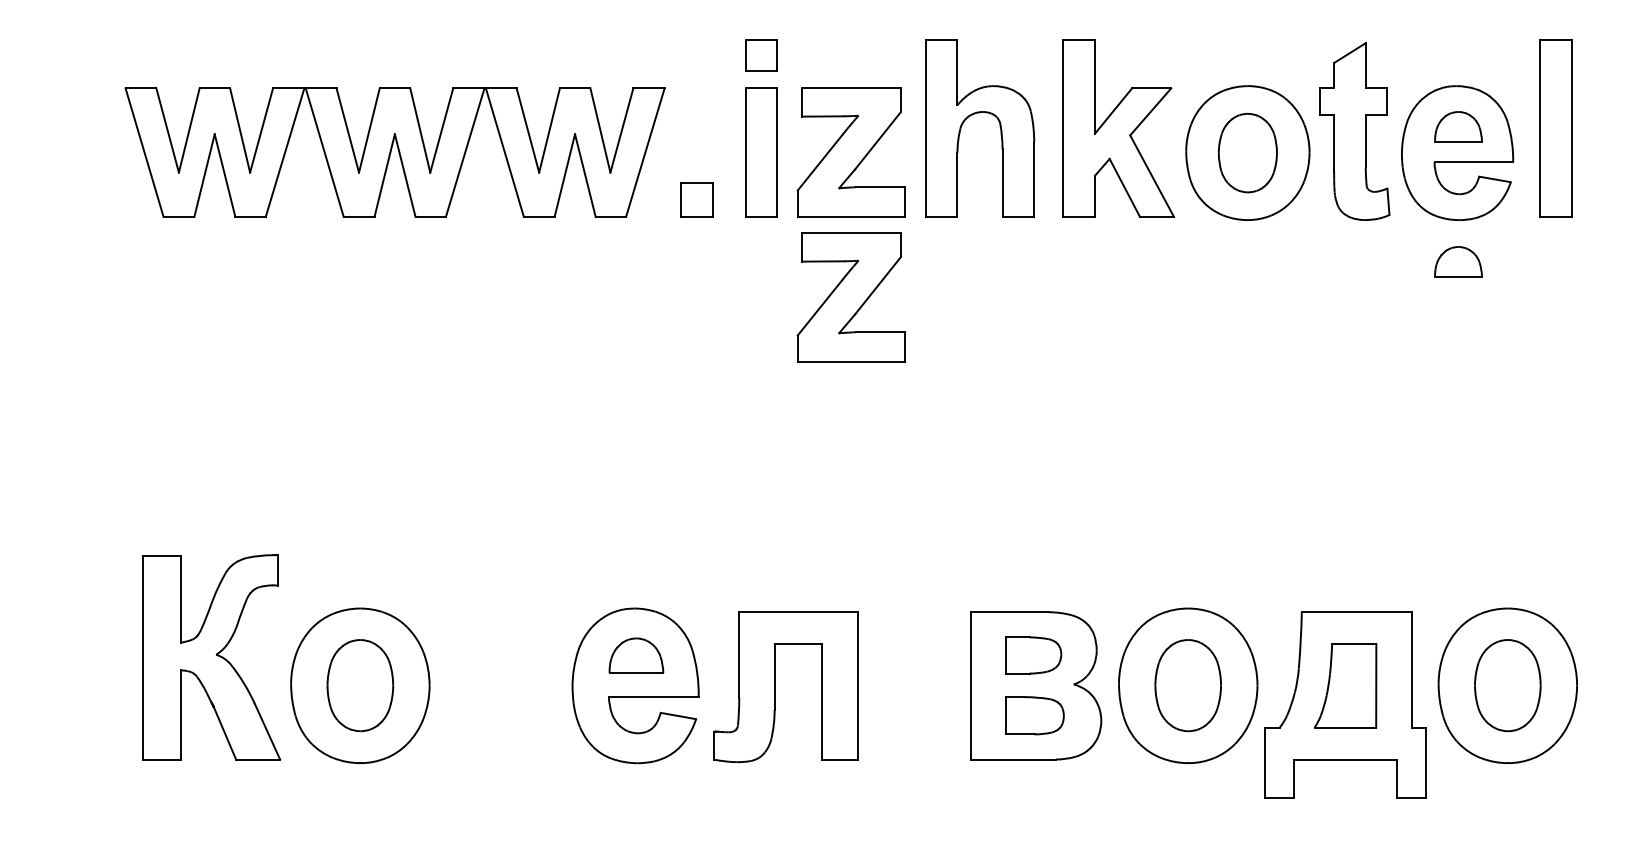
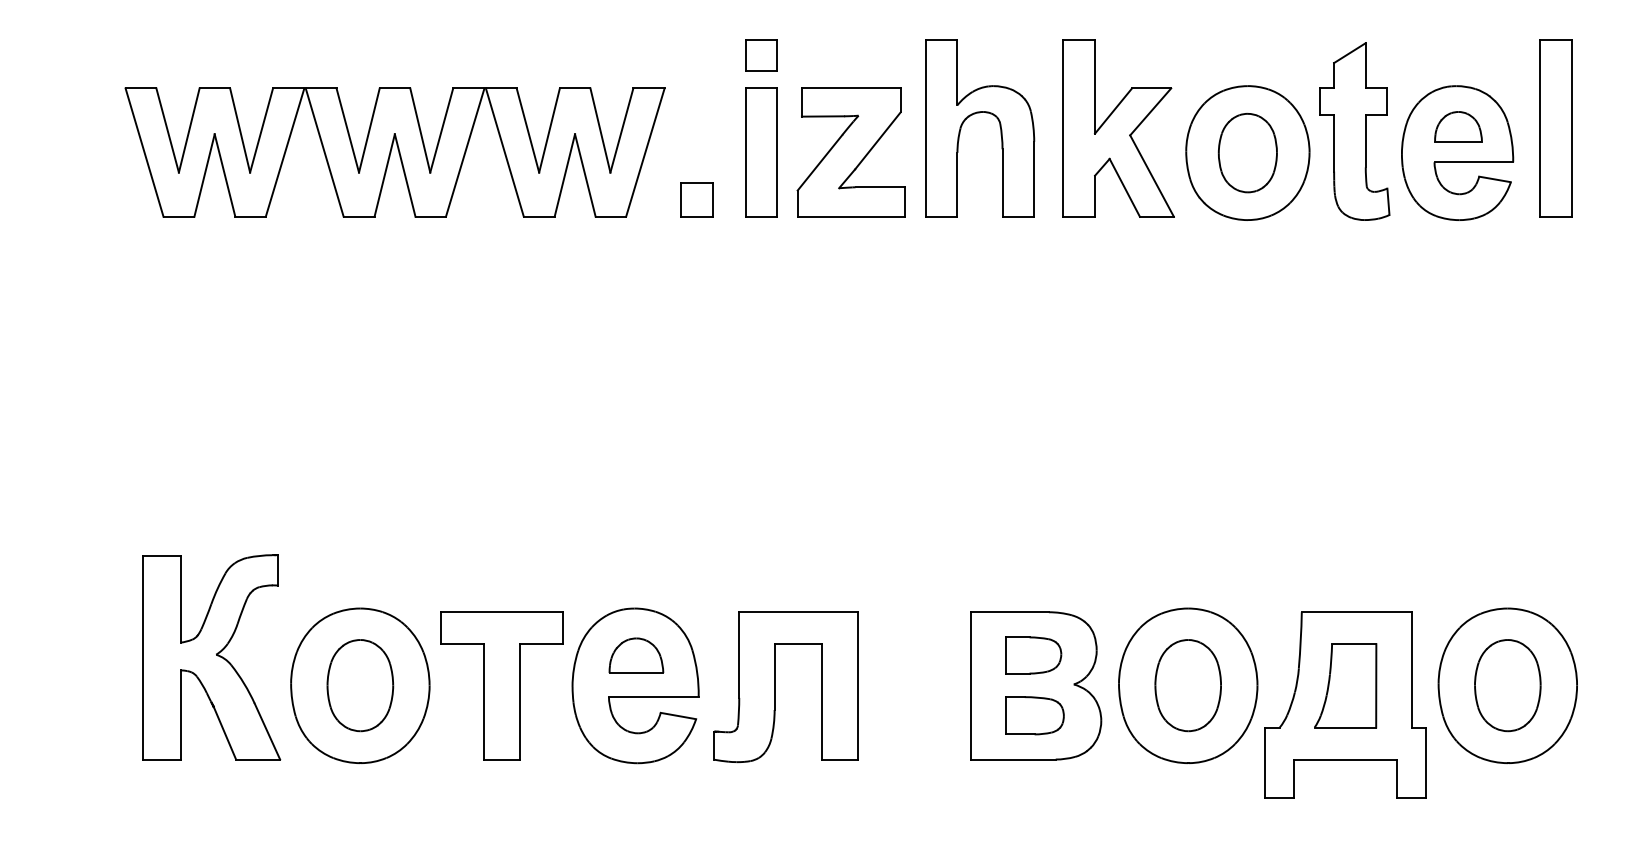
part: present -> none (1458, 261)
part: present -> none (850, 297)
part: none -> present (501, 685)
